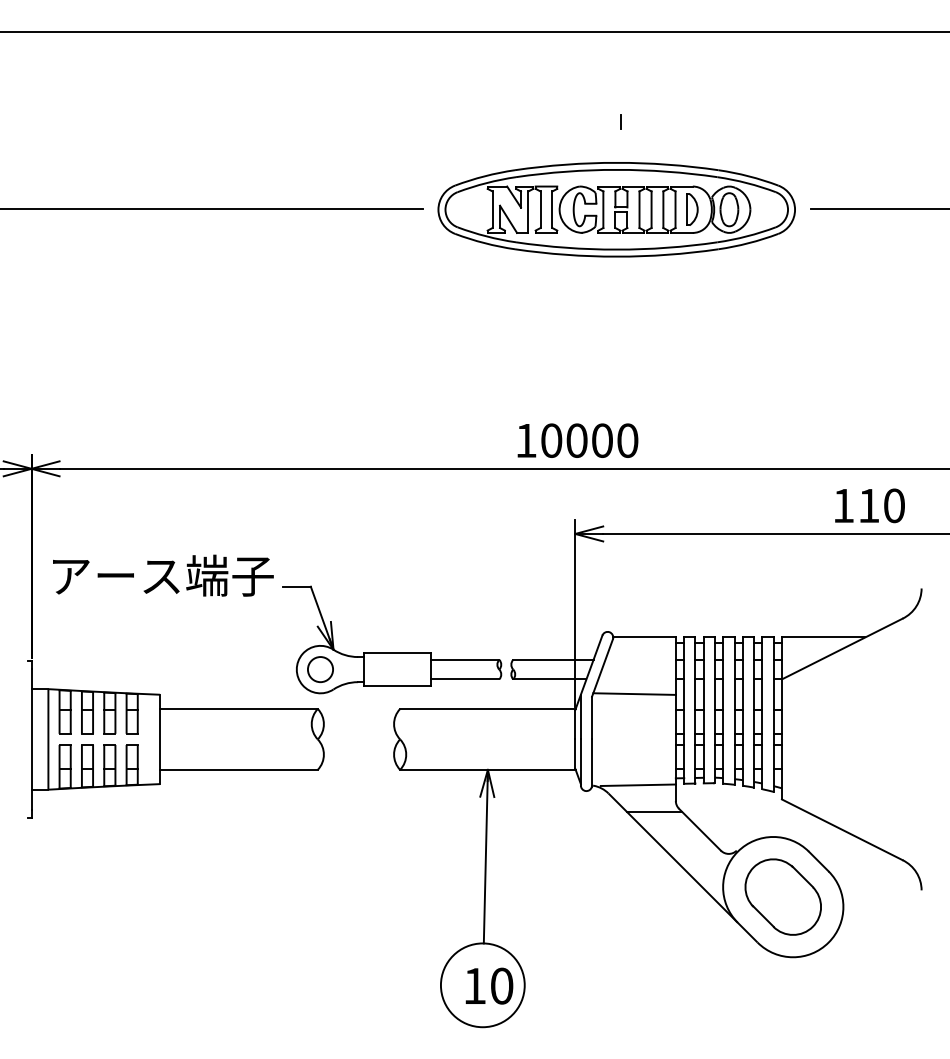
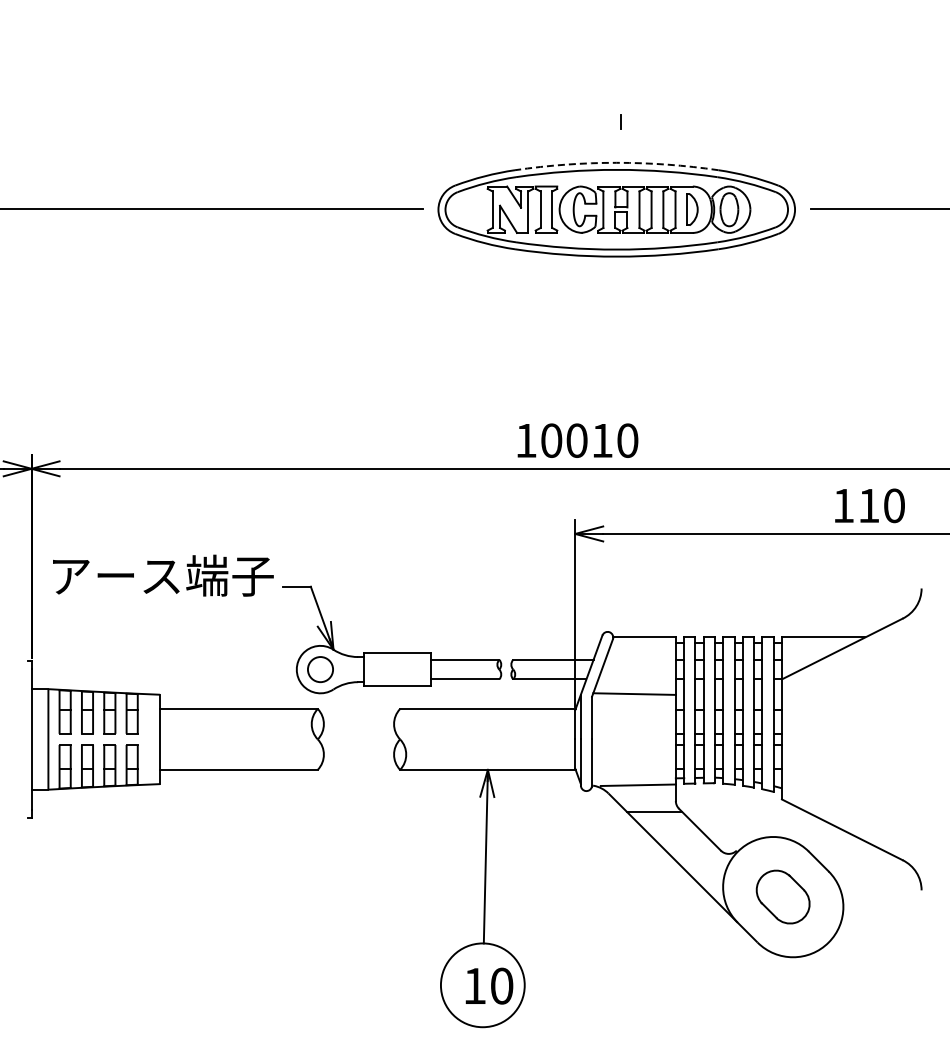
line: present -> none (474, 31)
arc: solid -> dashed (616, 162)
text: 10000 -> 10010 (602, 440)
part size: 78x78 px -> 56x56 px (782, 896)
